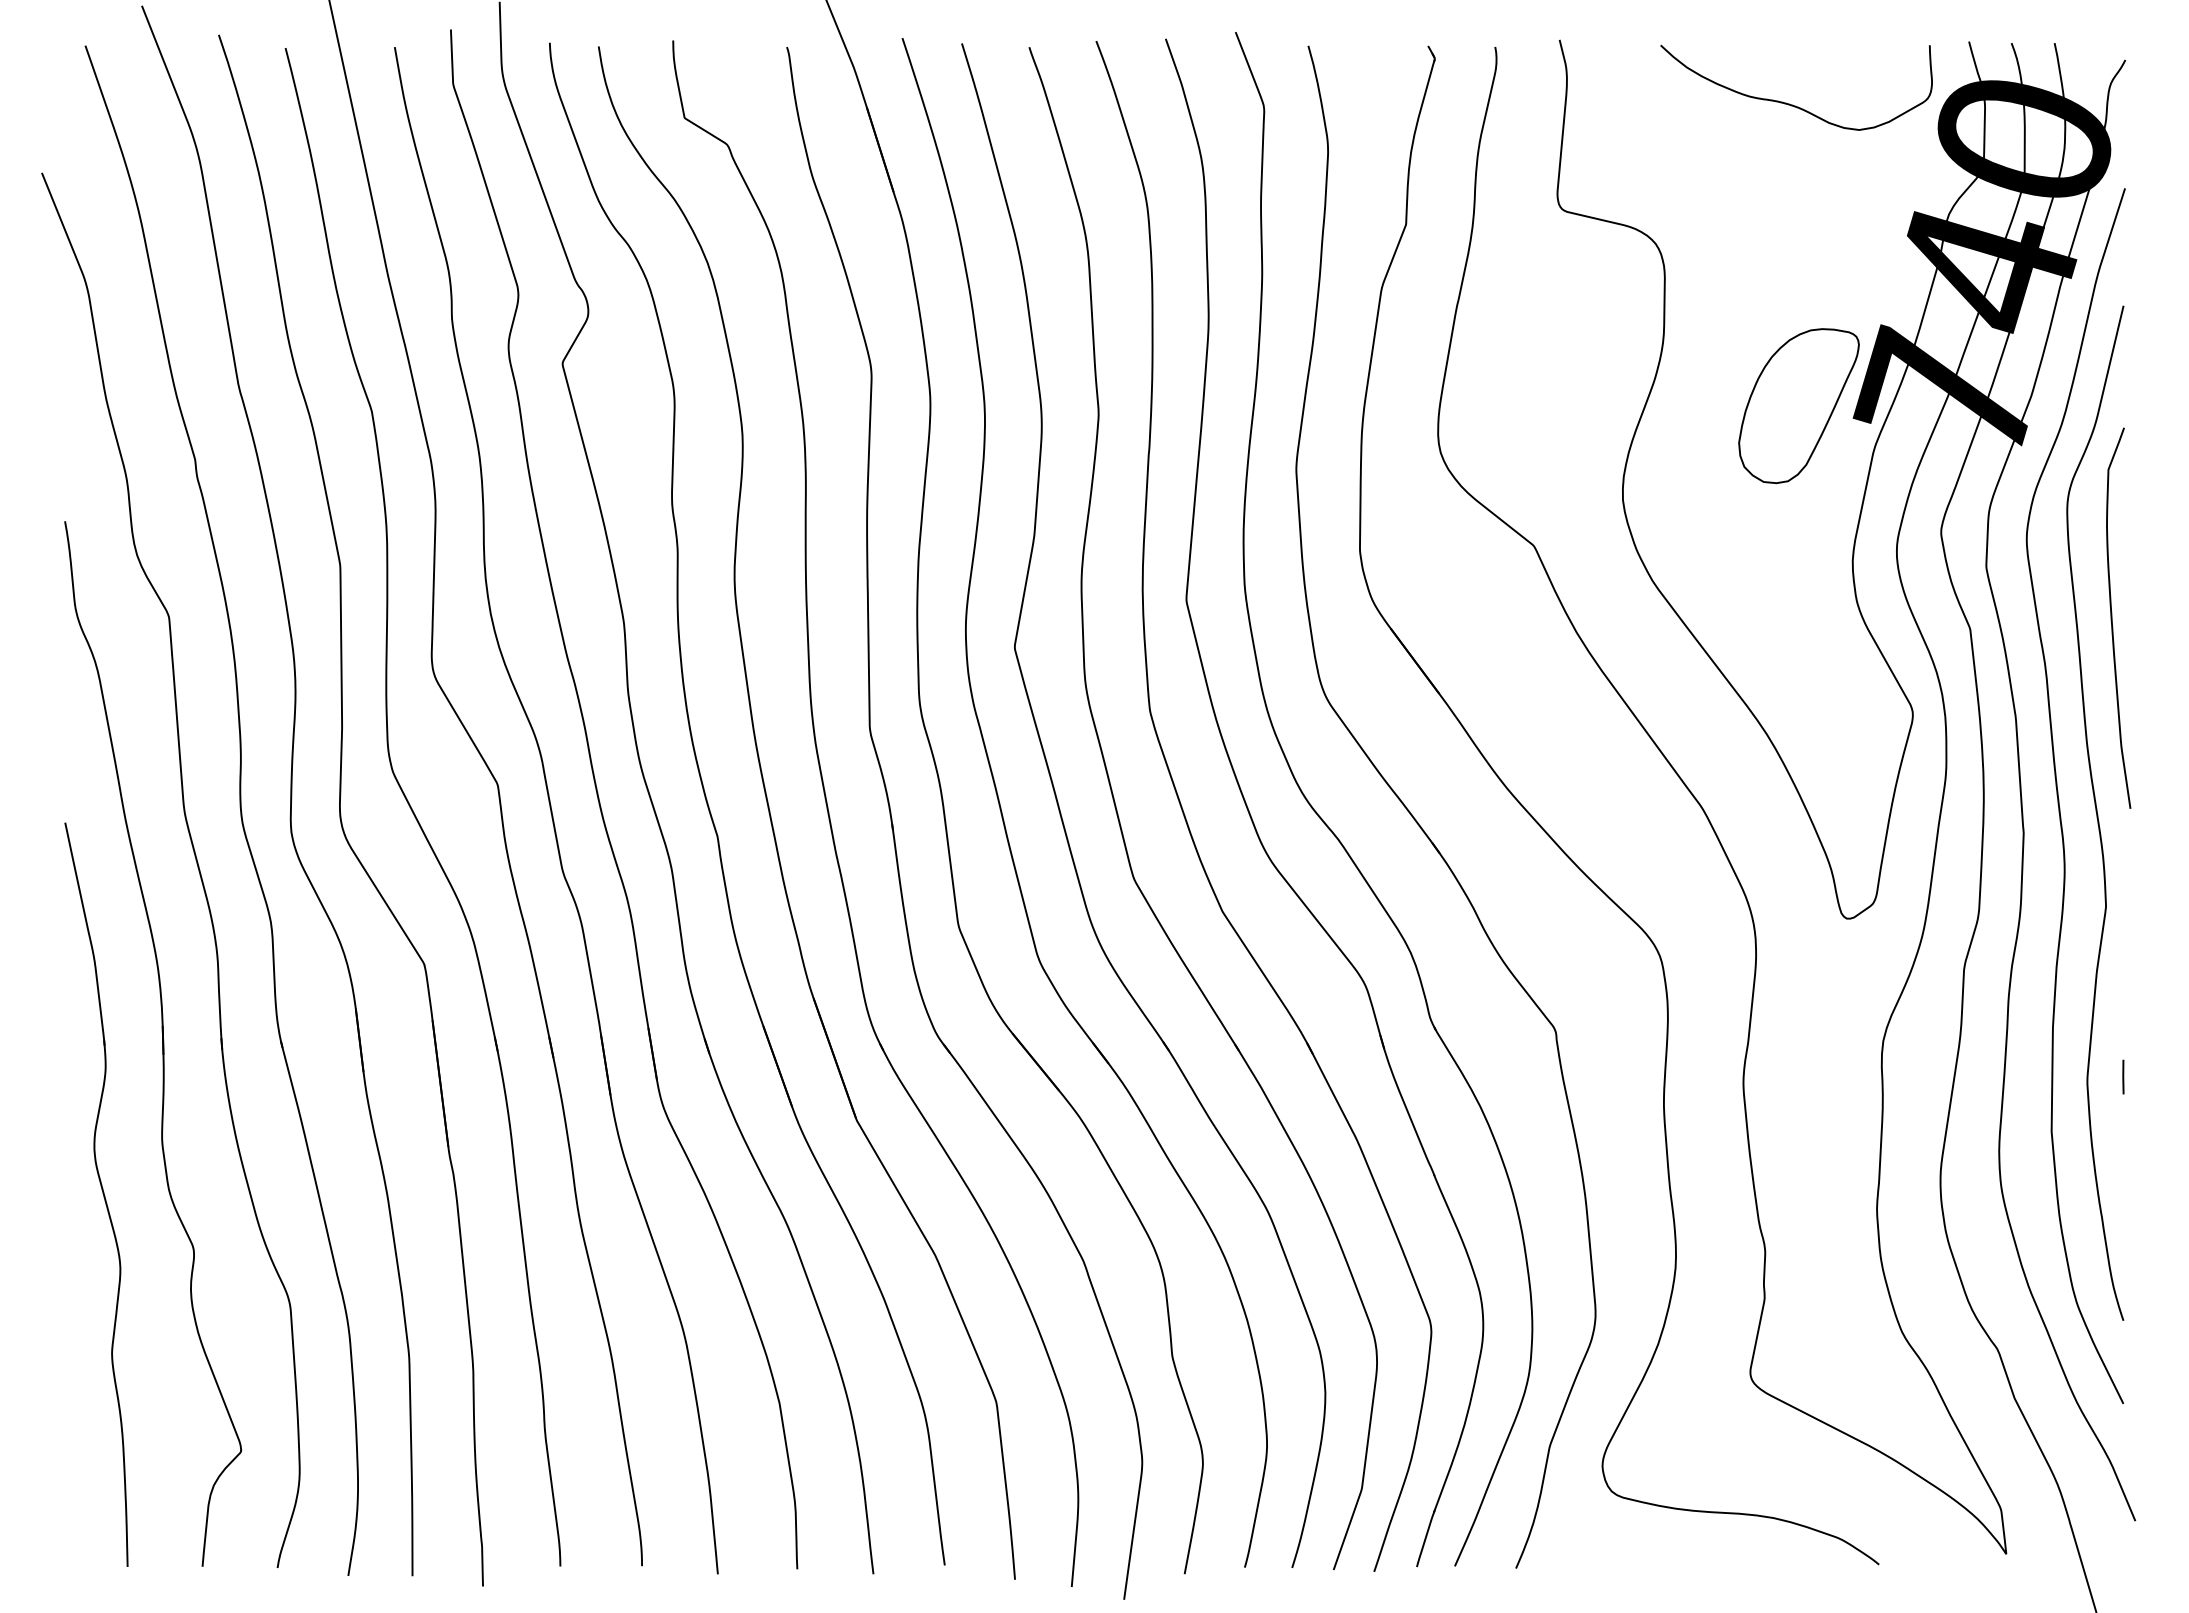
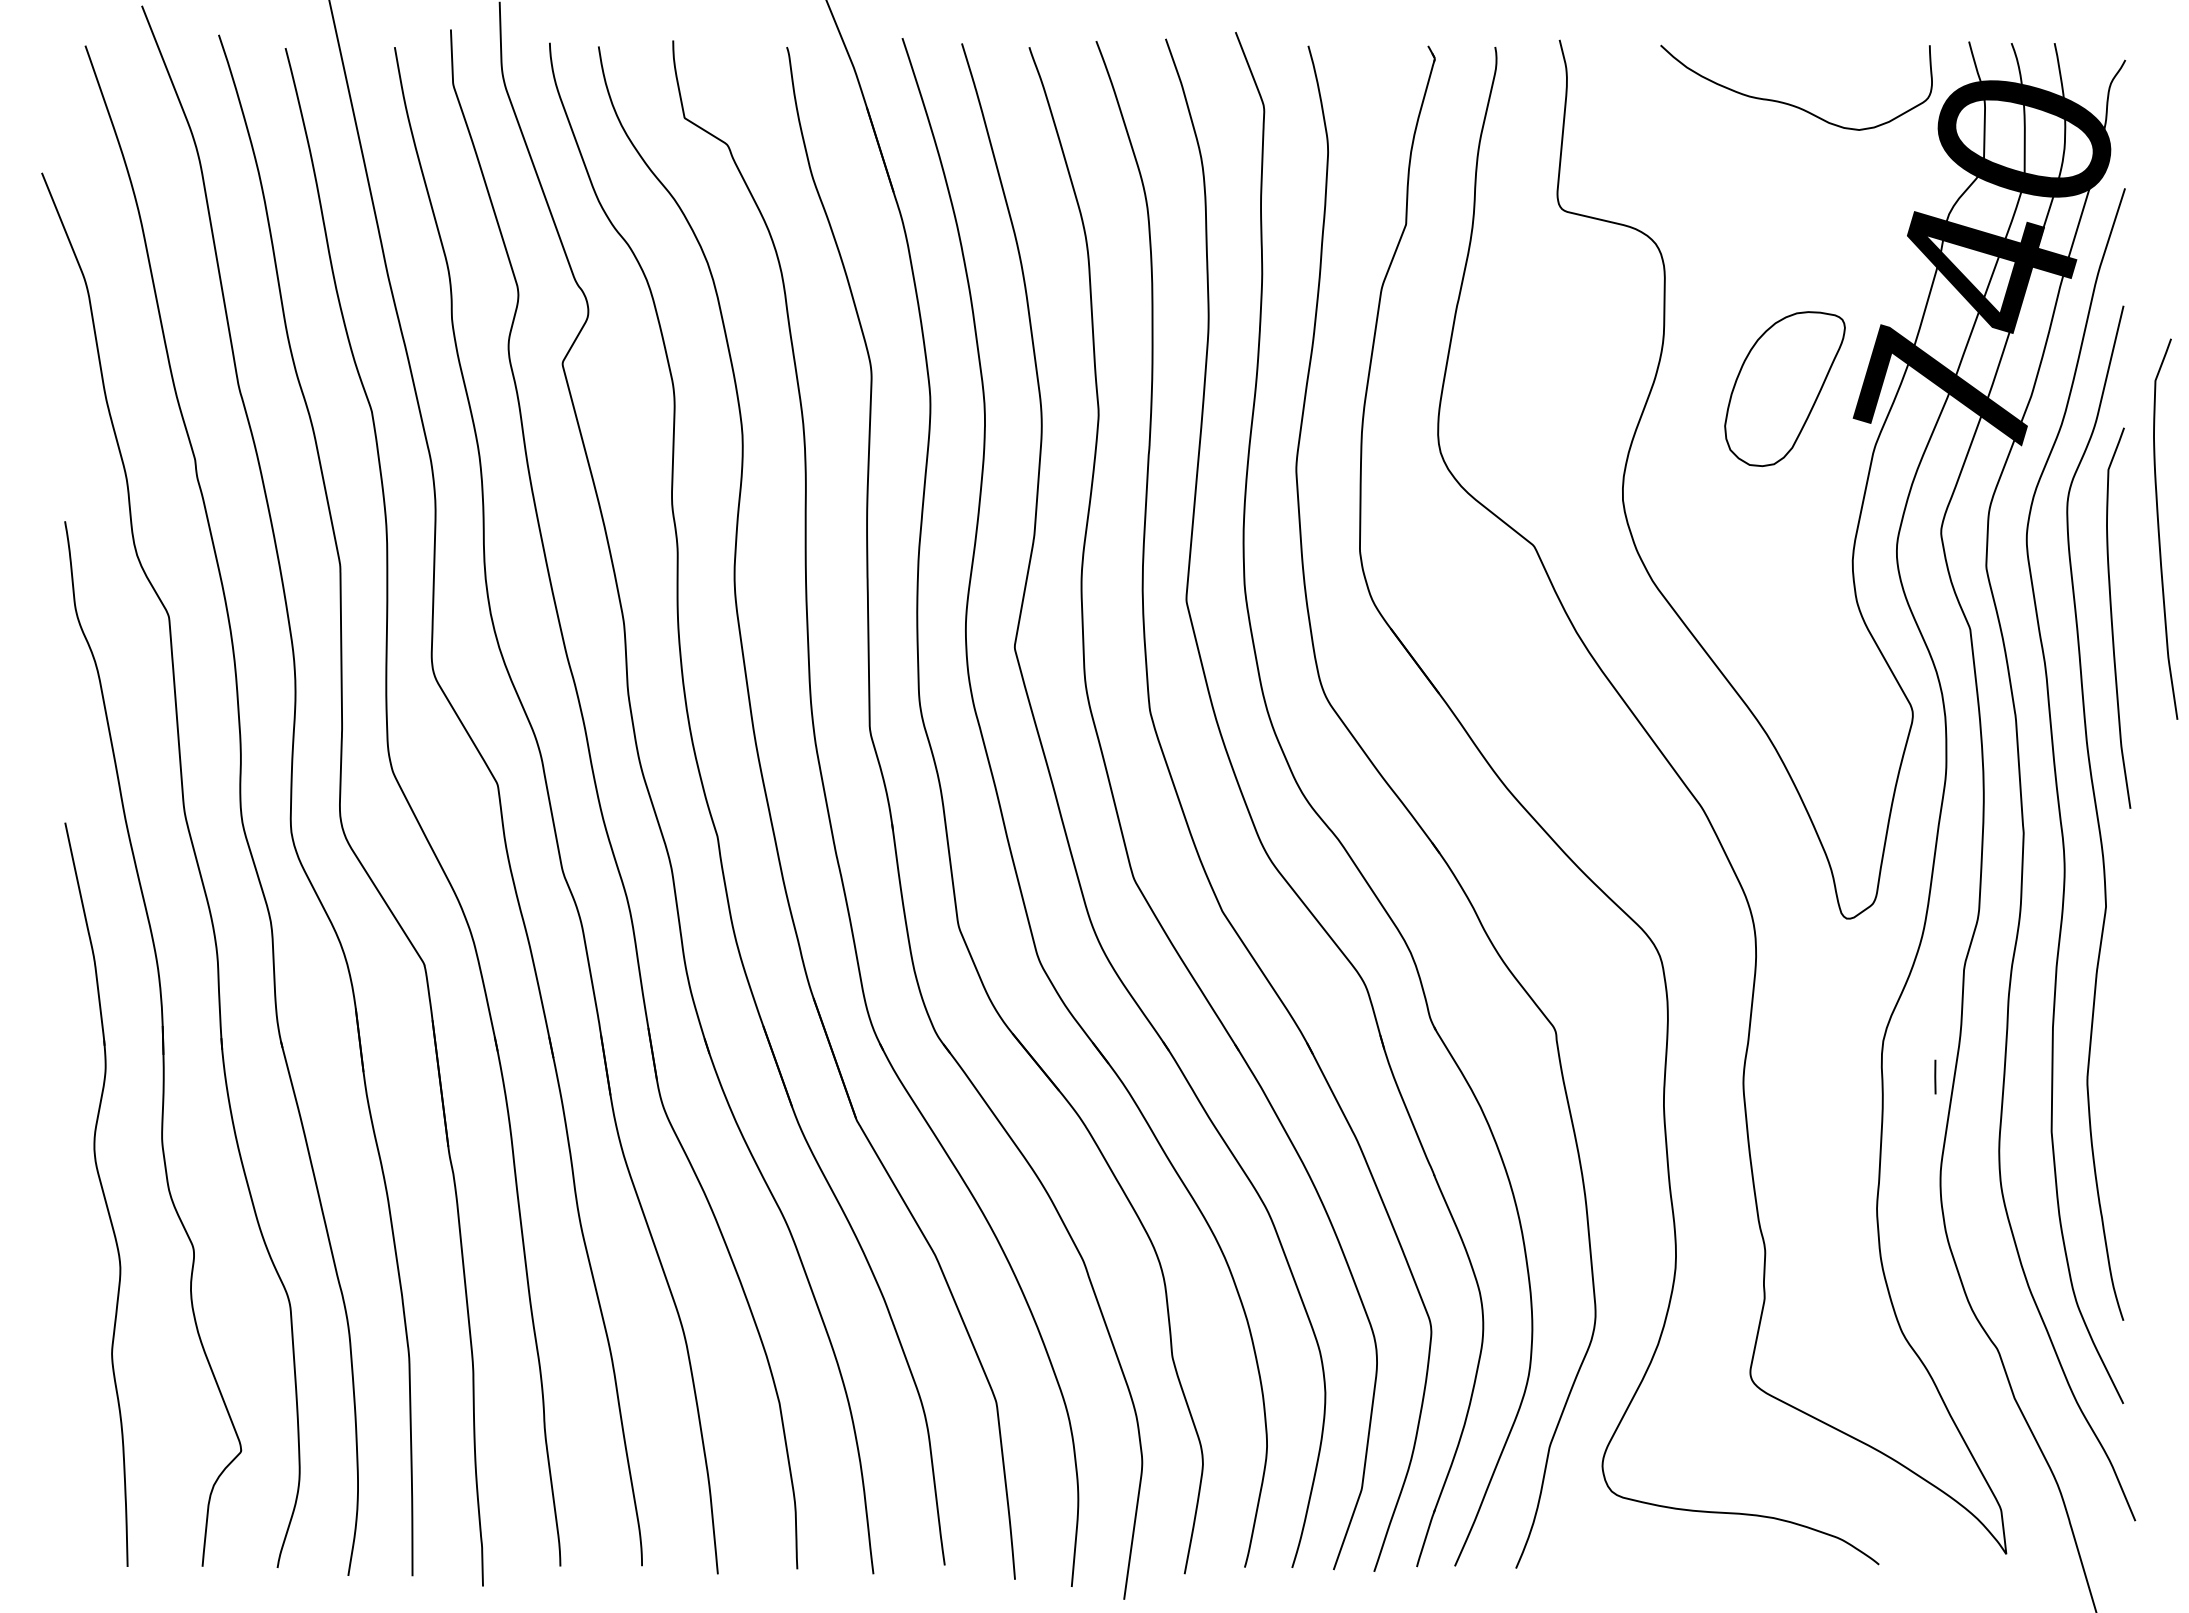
part position: (1798, 406) -> (1784, 389) (1784, 389)
curve: none -> present (2159, 528)
line position: (2123, 1076) -> (1935, 1076) (1935, 1076)
